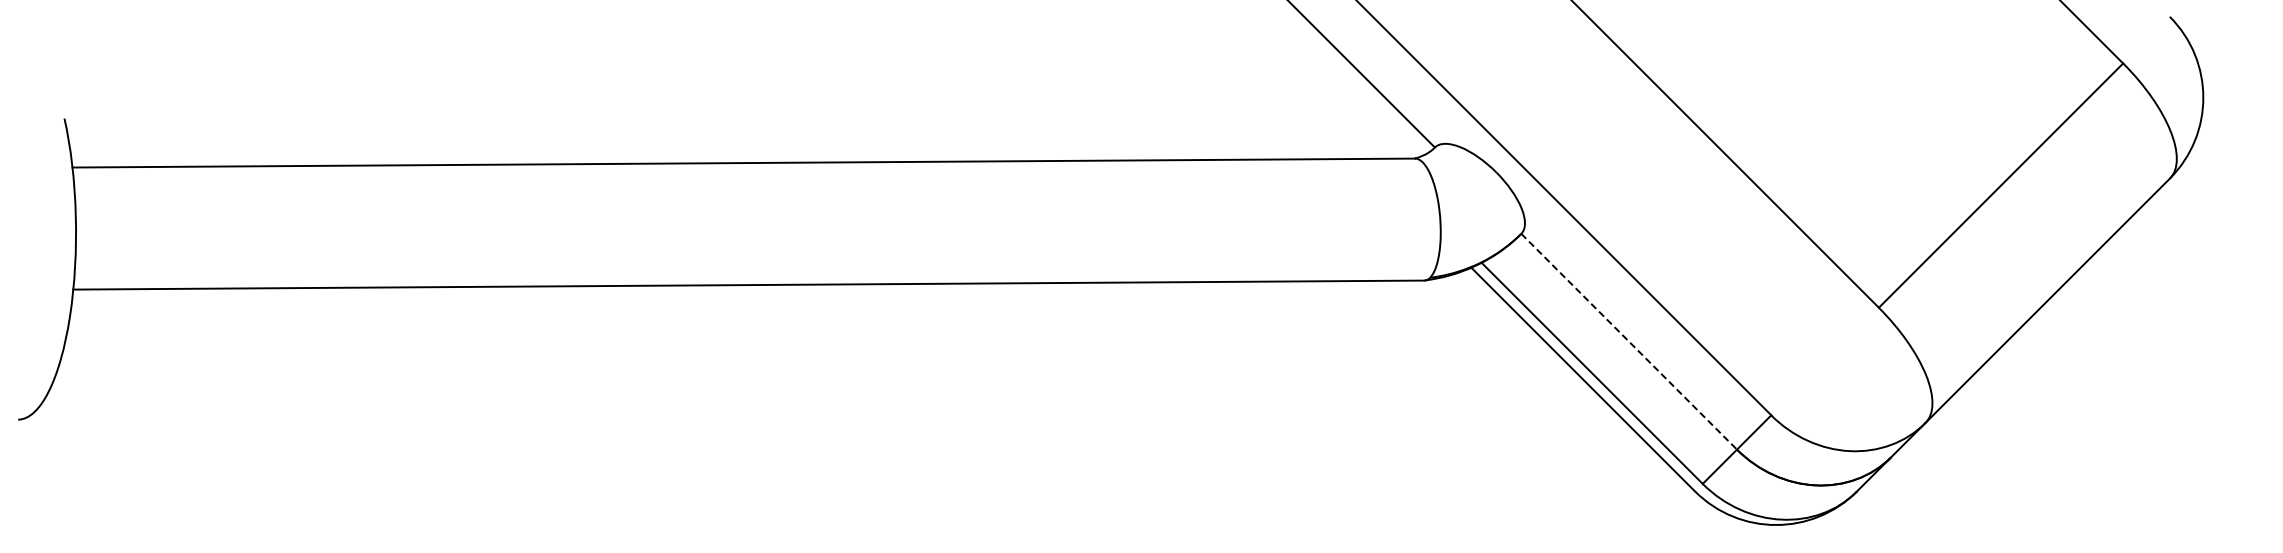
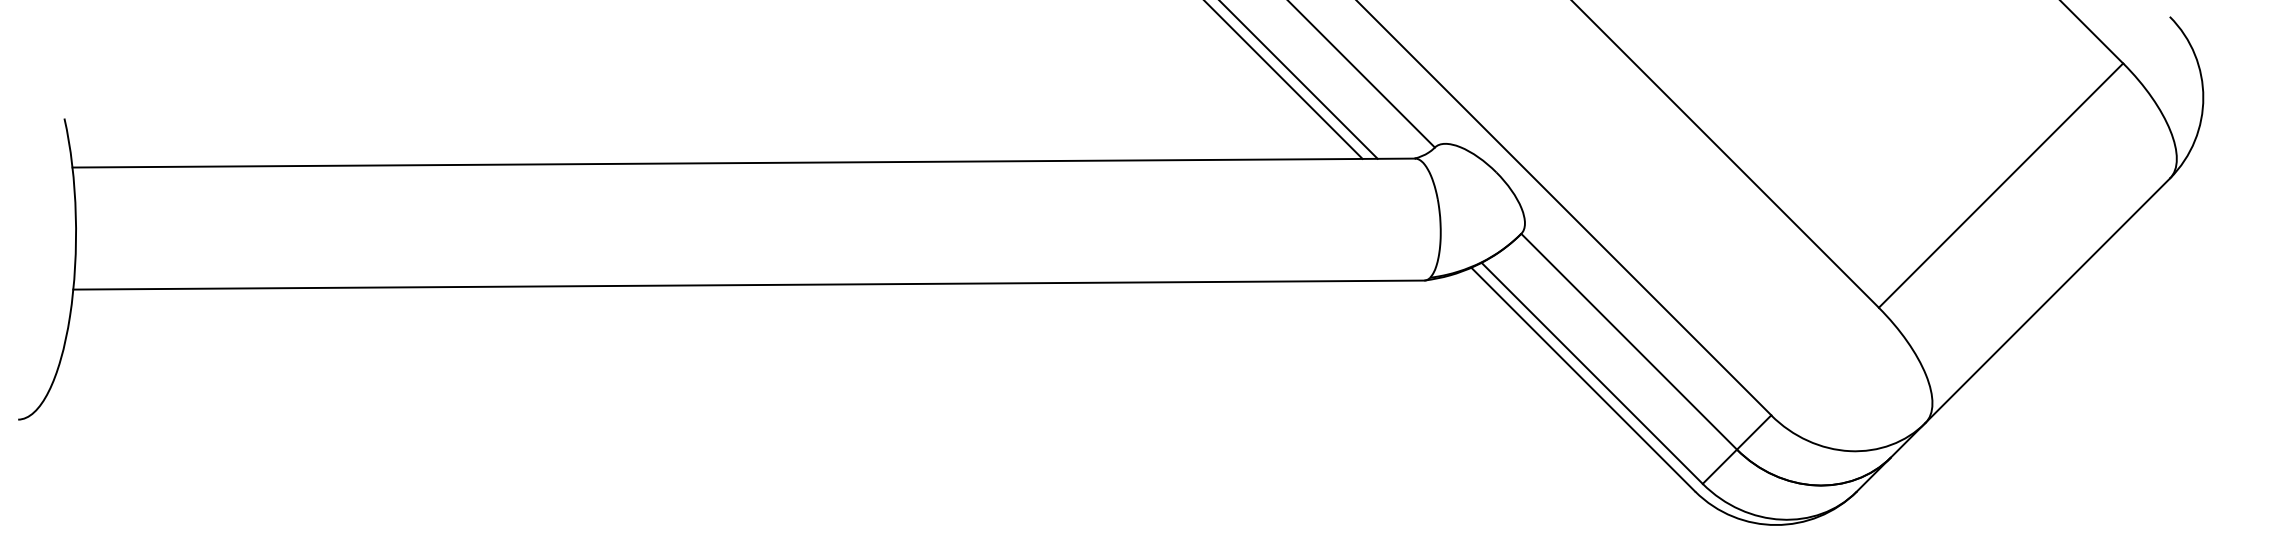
line: none -> present (1284, 80)
line: none -> present (1299, 80)
line: dashed -> solid (1629, 341)
